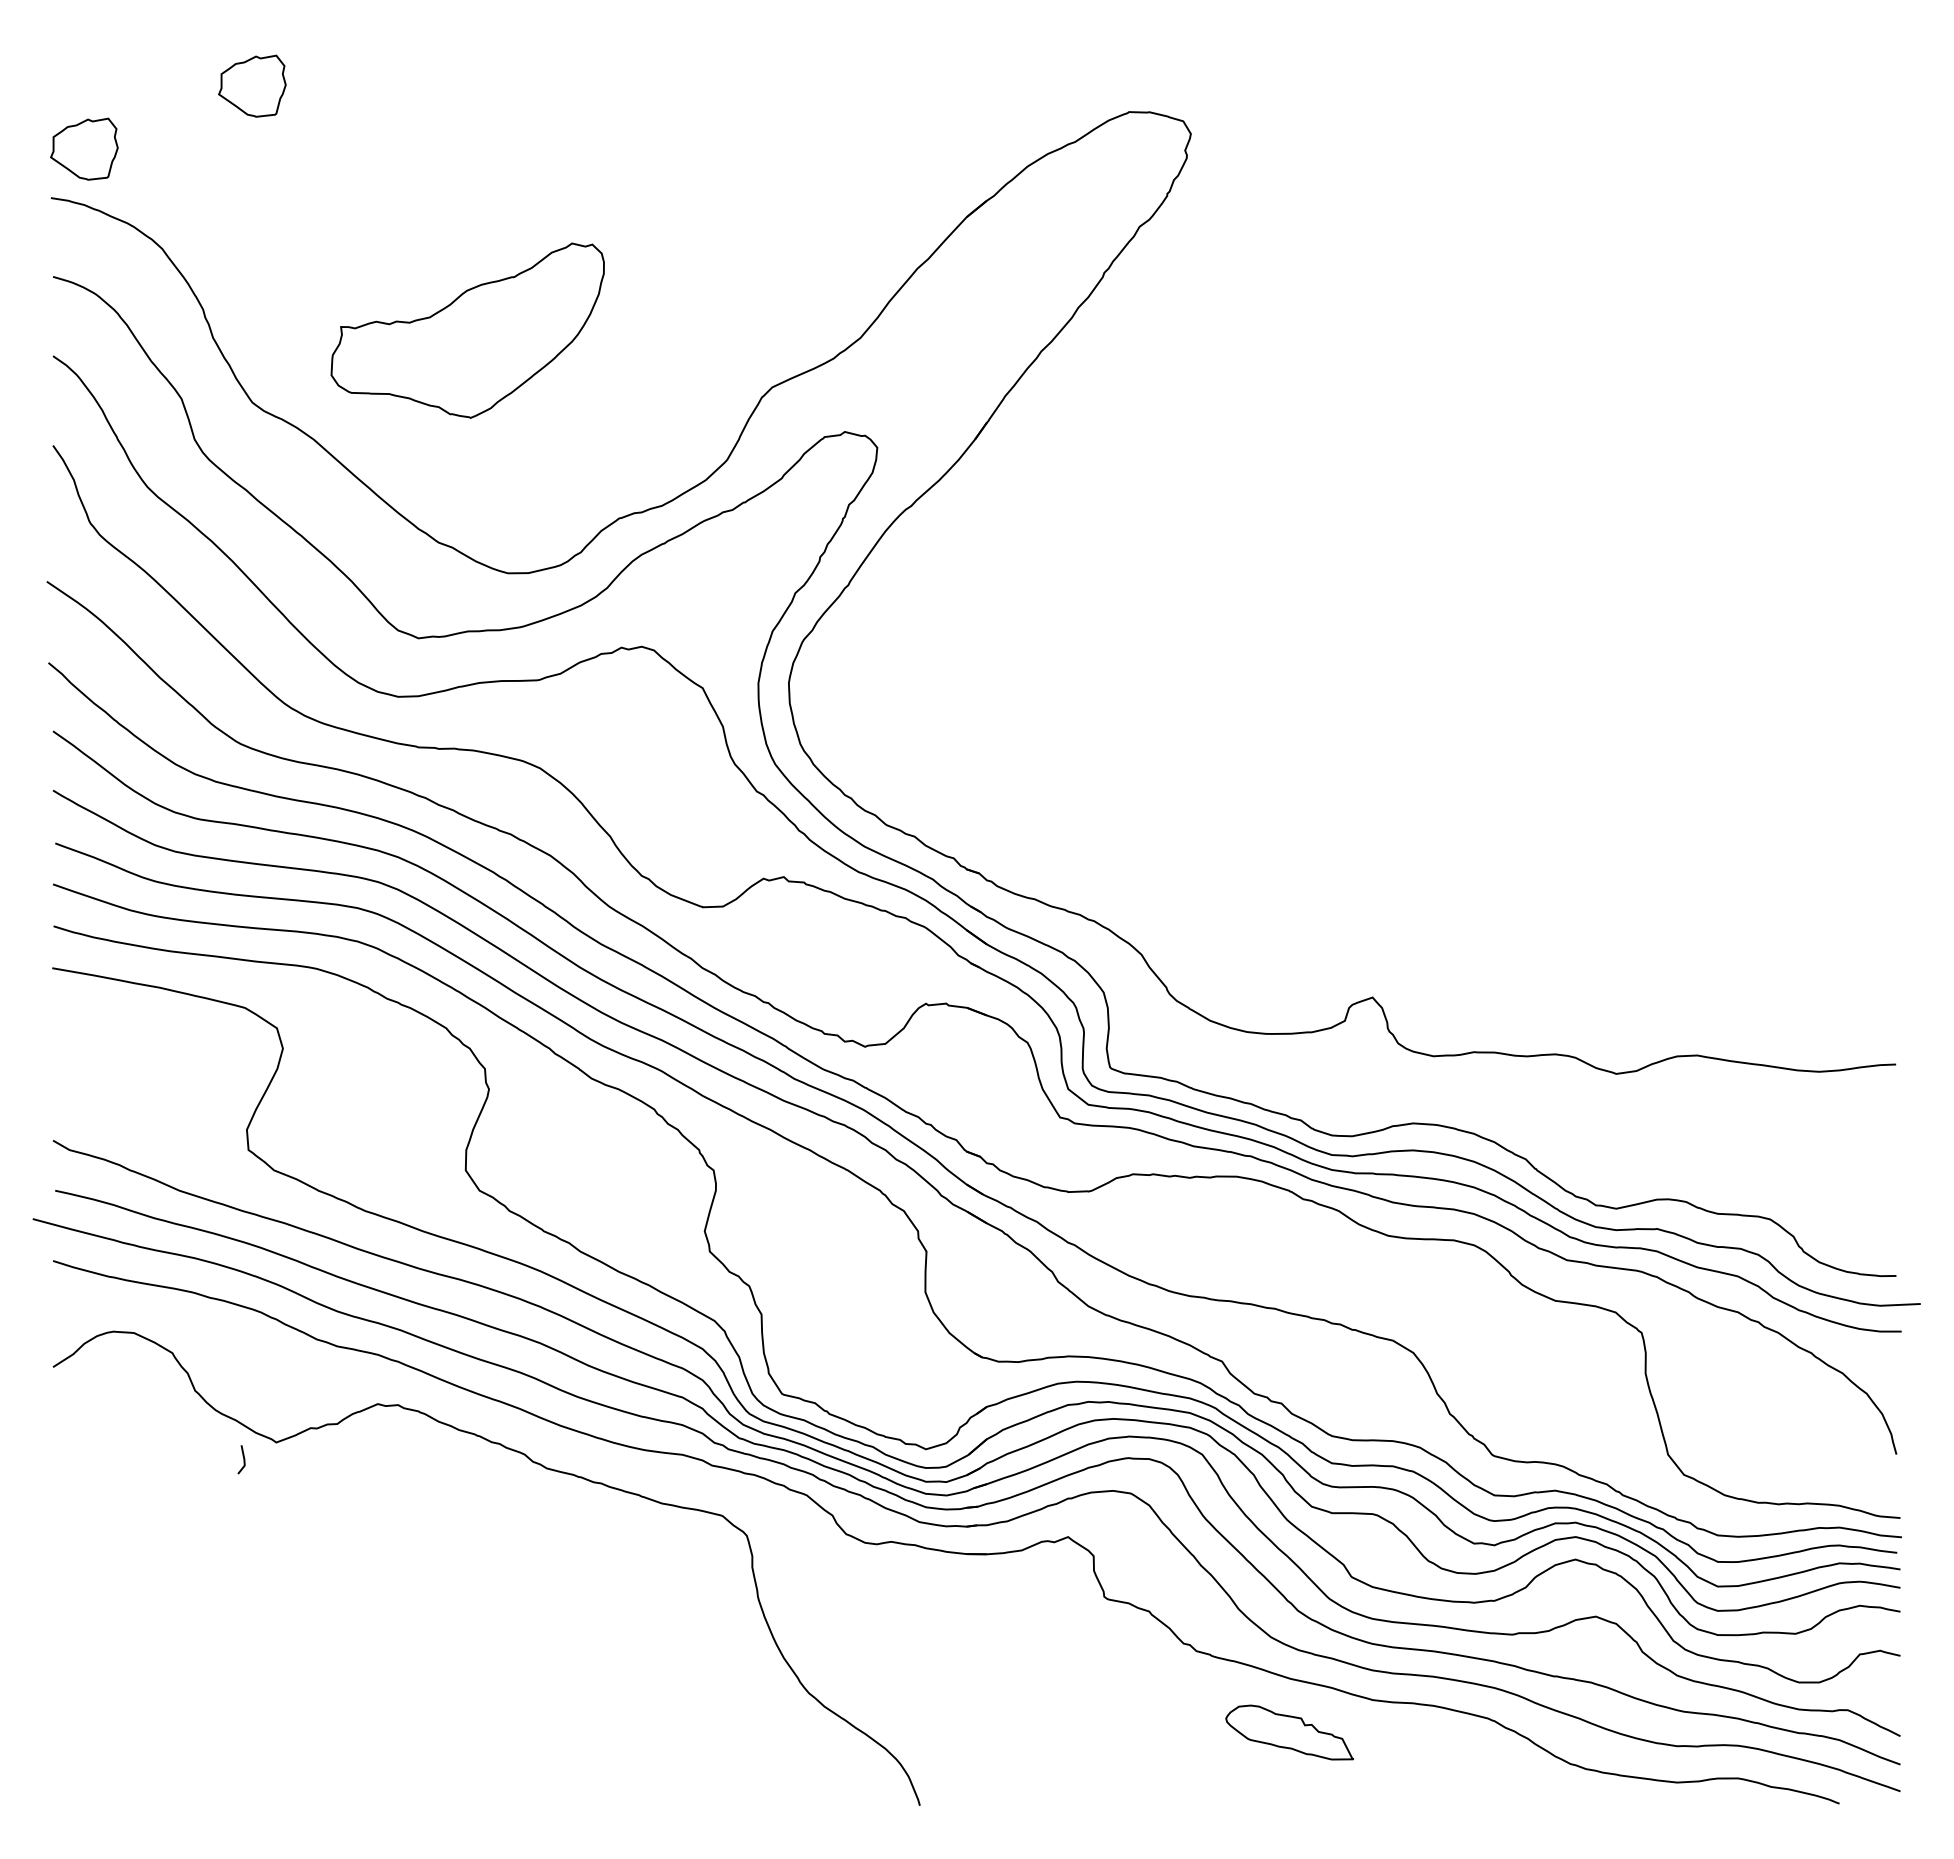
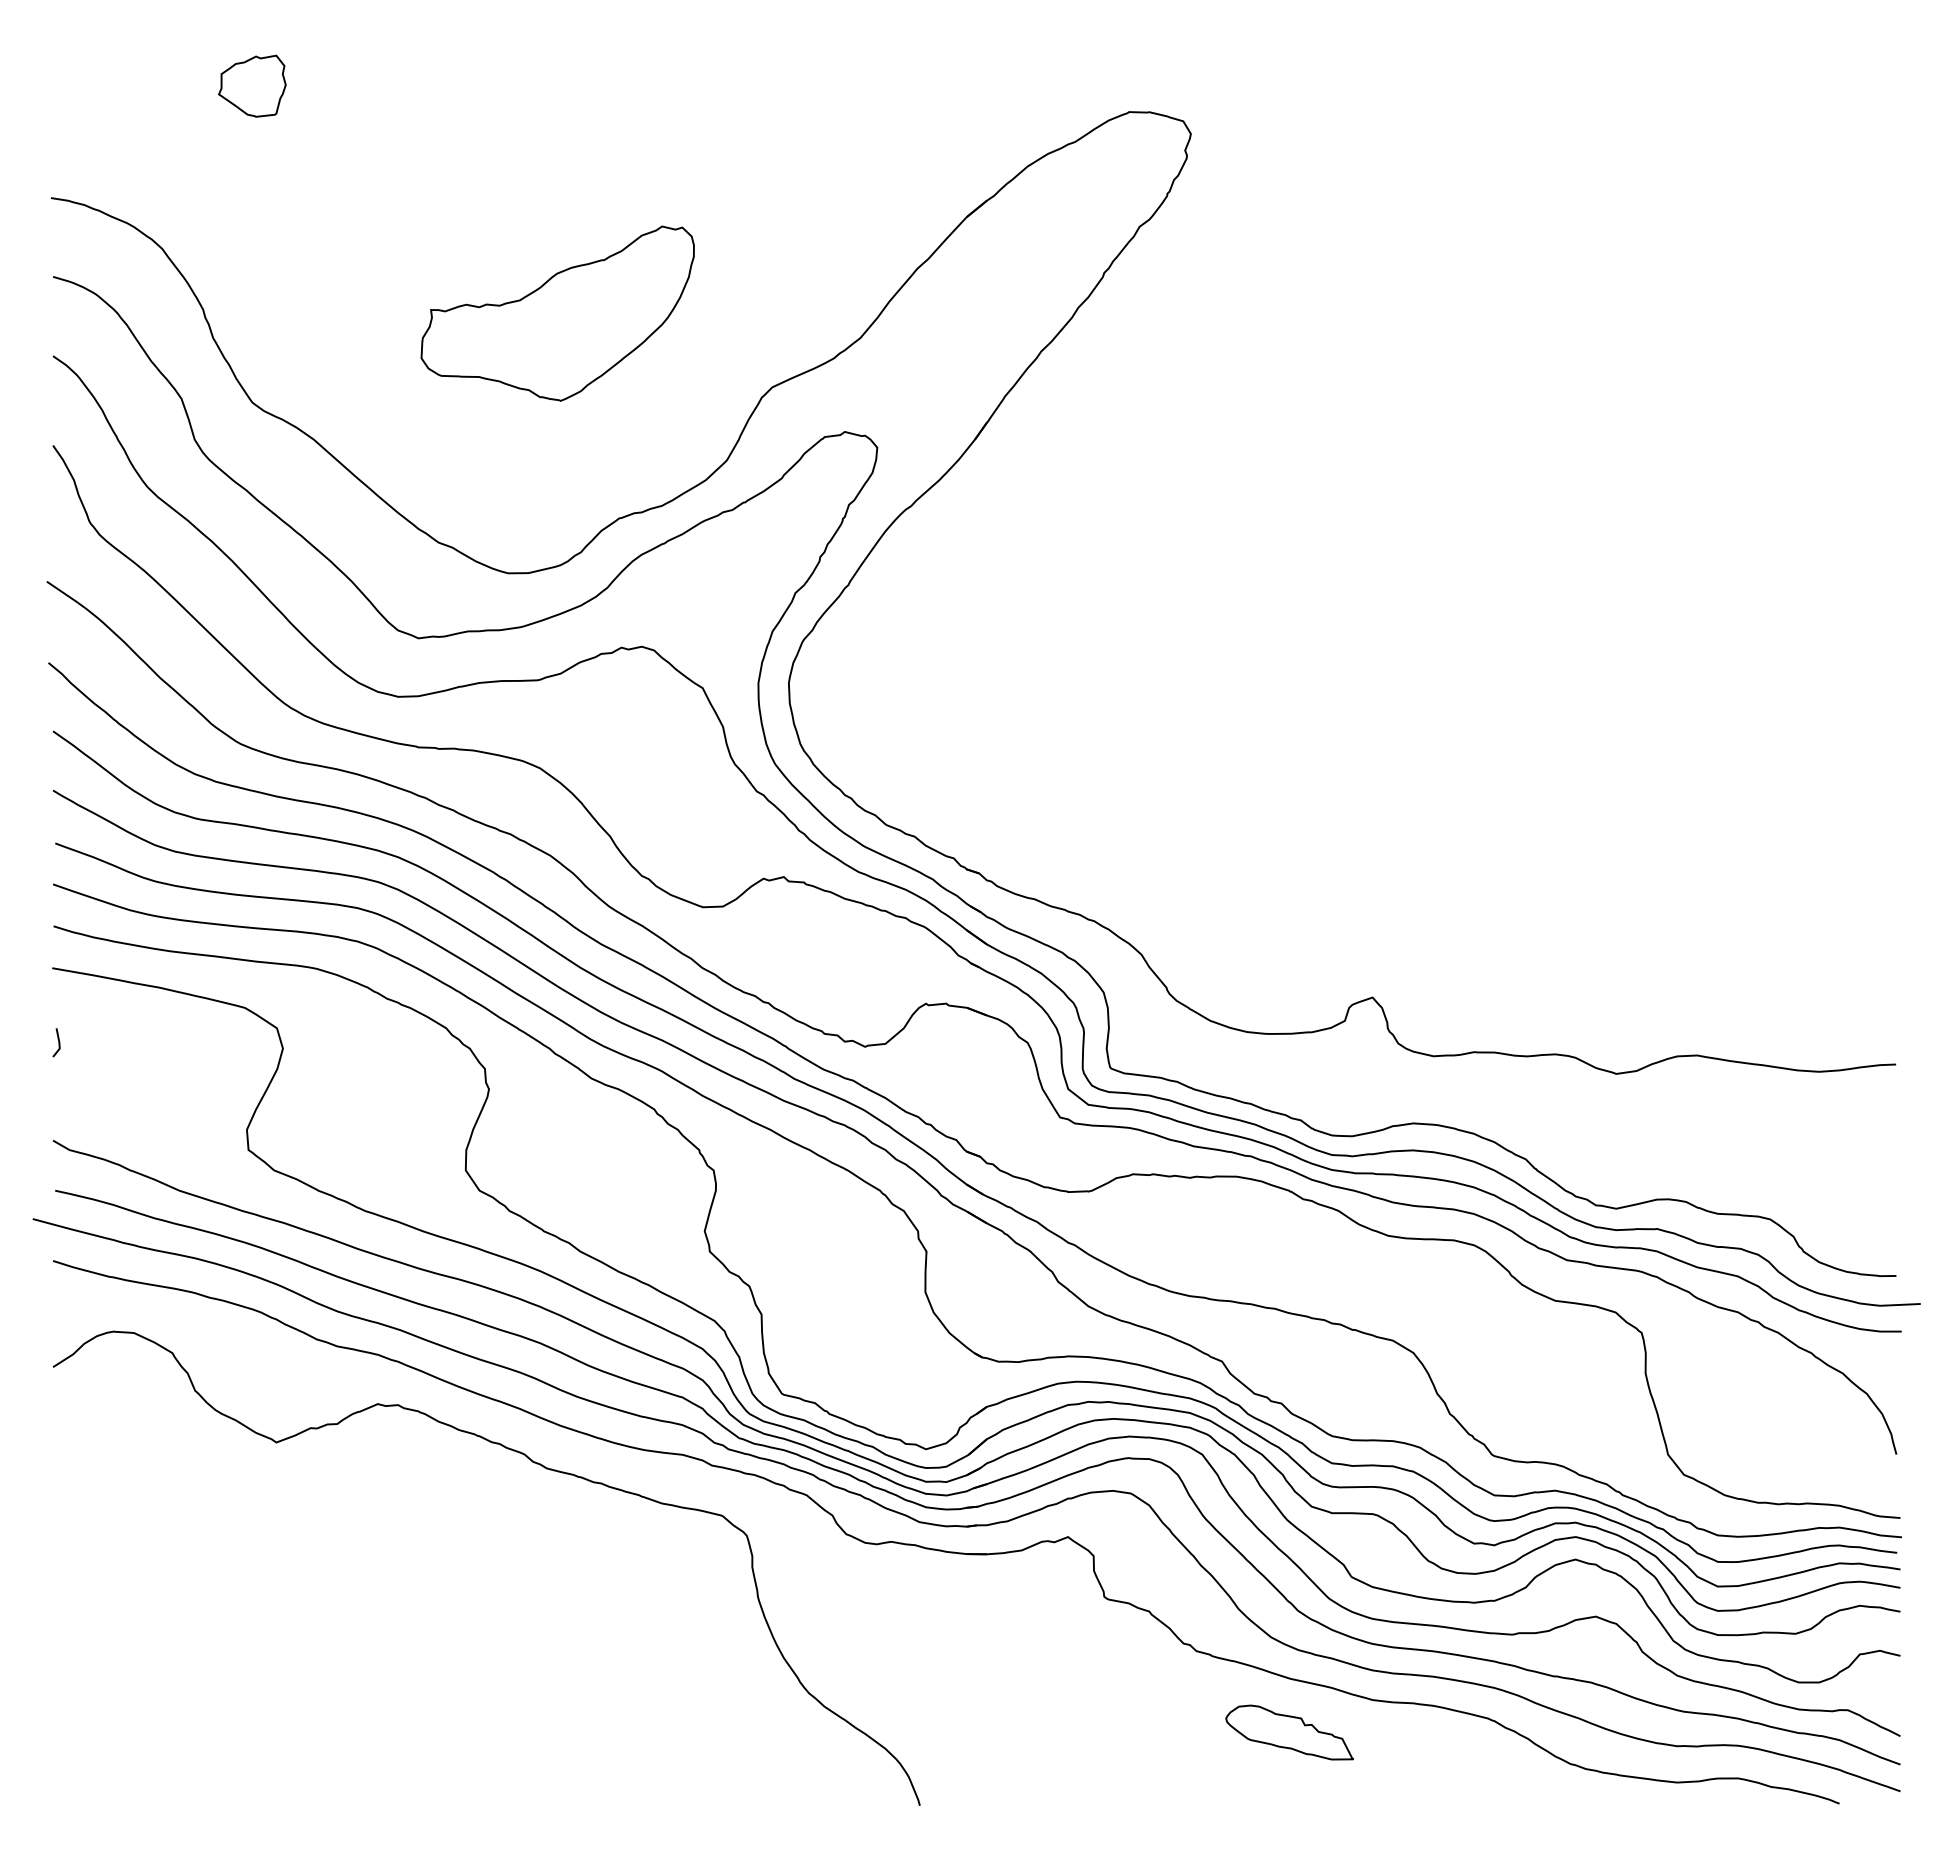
part: present -> none (84, 148)
part position: (467, 330) -> (557, 313) (557, 313)
line position: (243, 1459) -> (58, 1042) (58, 1042)
